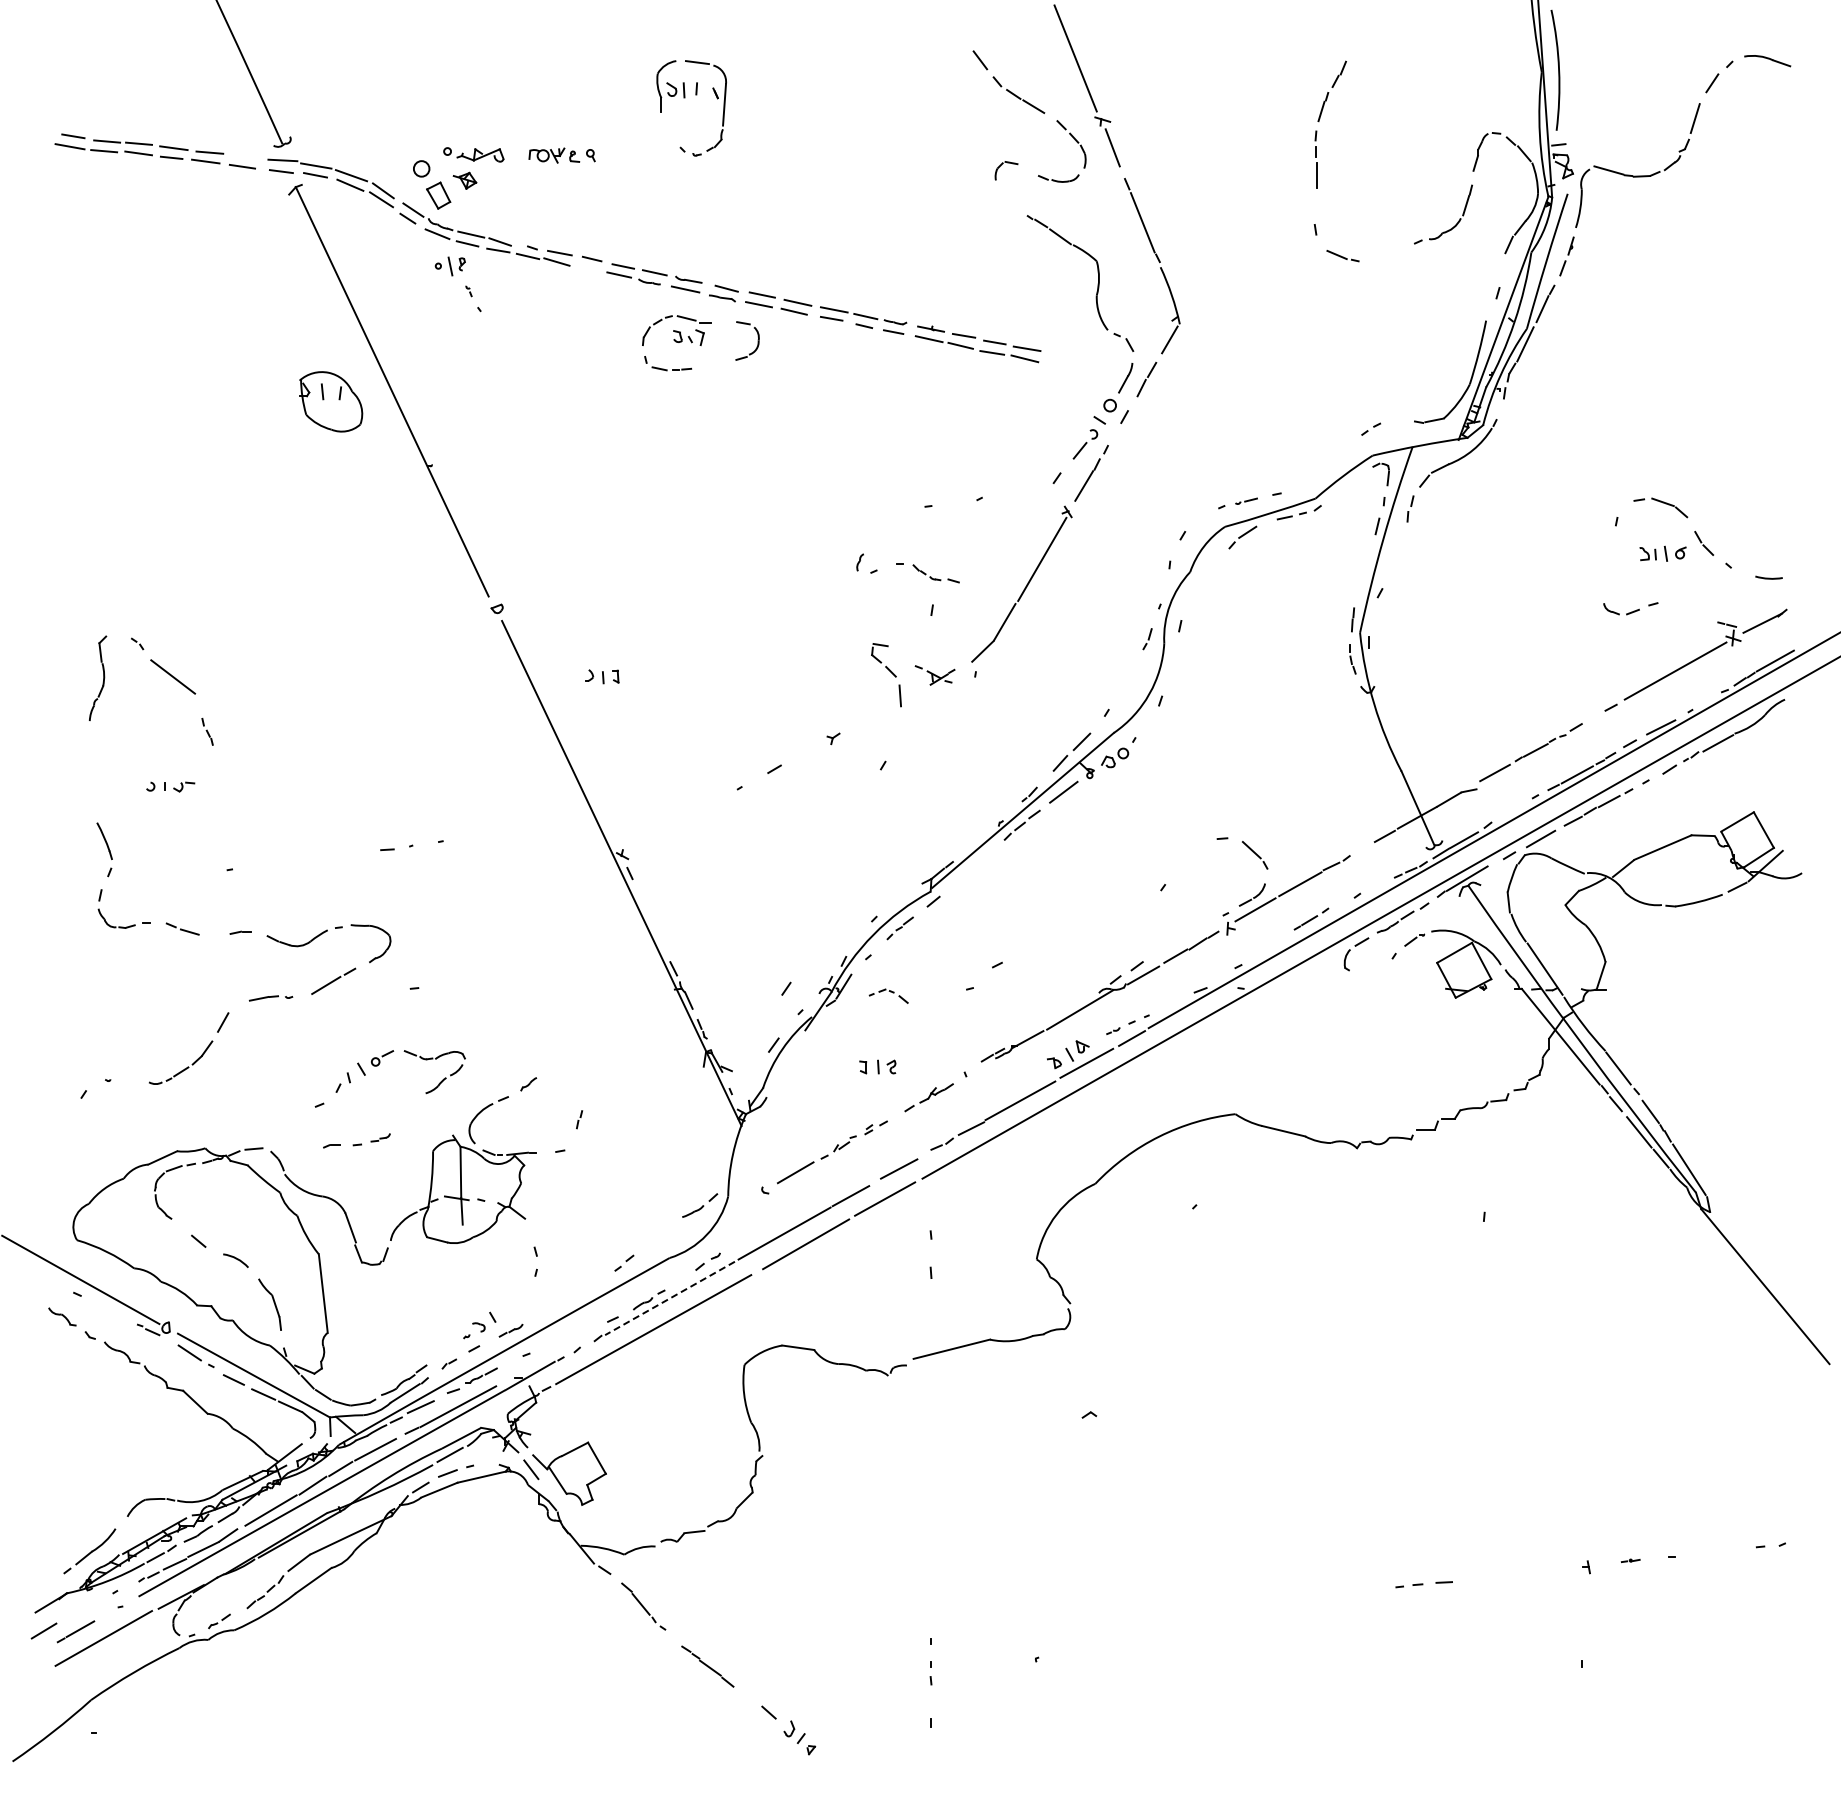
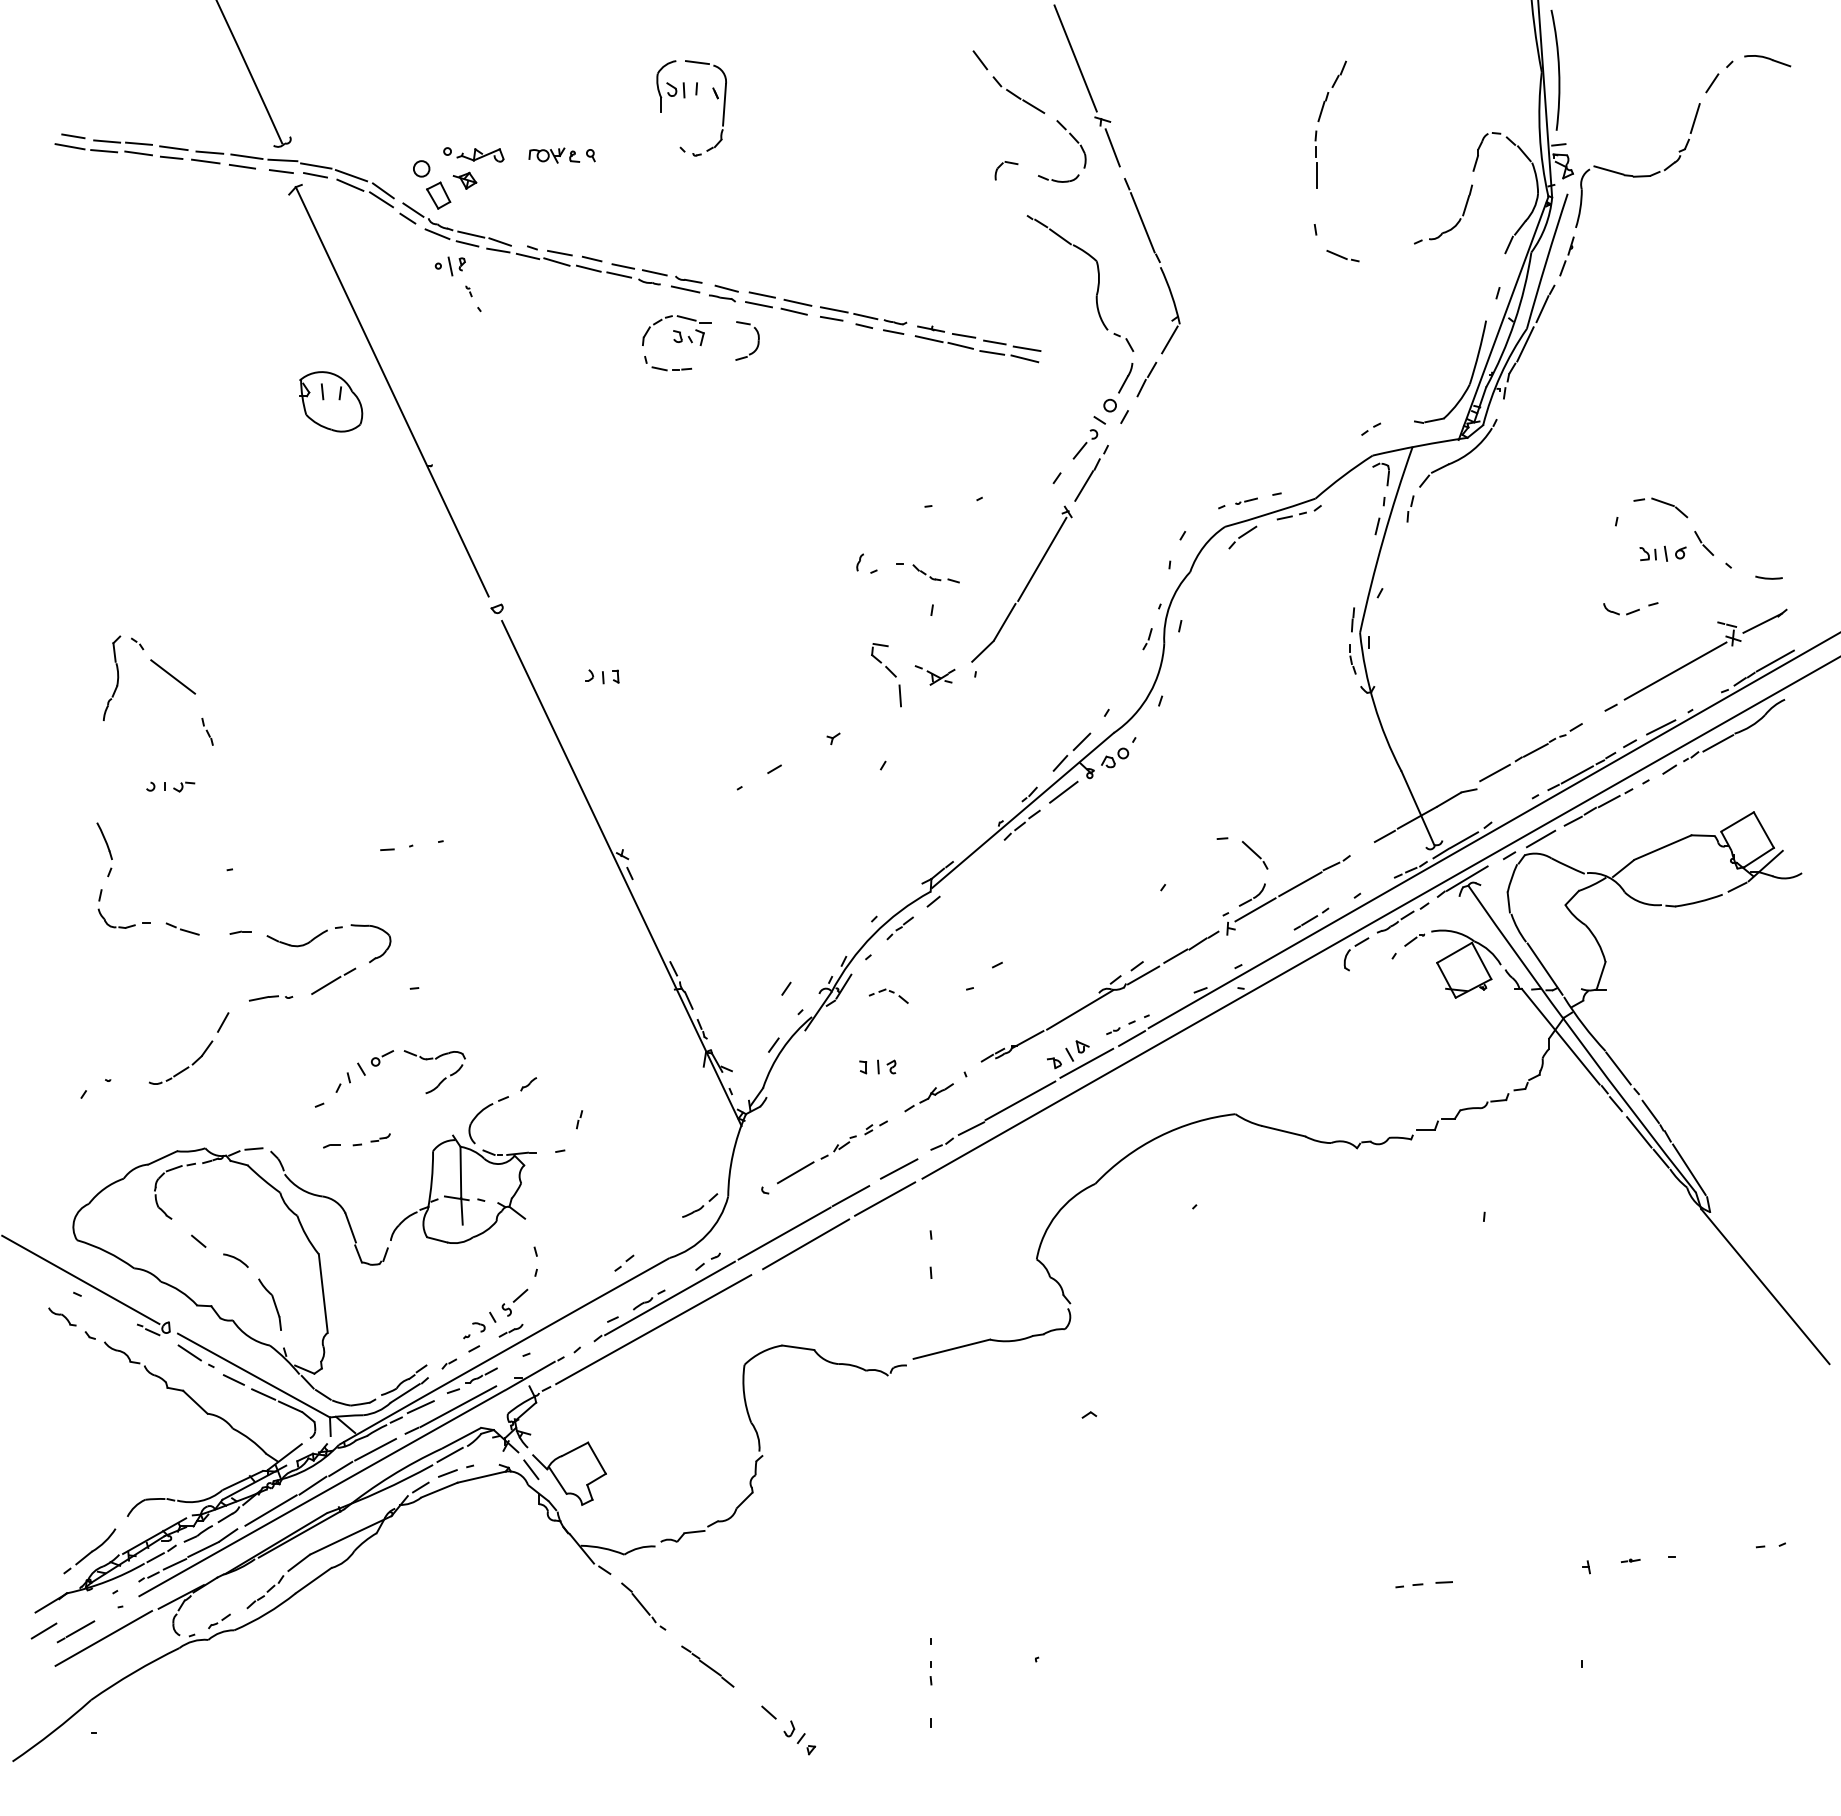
line: none -> present (246, 156)
line: none -> present (588, 268)
part position: (97, 677) -> (111, 677) (111, 677)
line: dashed -> solid (670, 1298)
part: none -> present (514, 1302)
